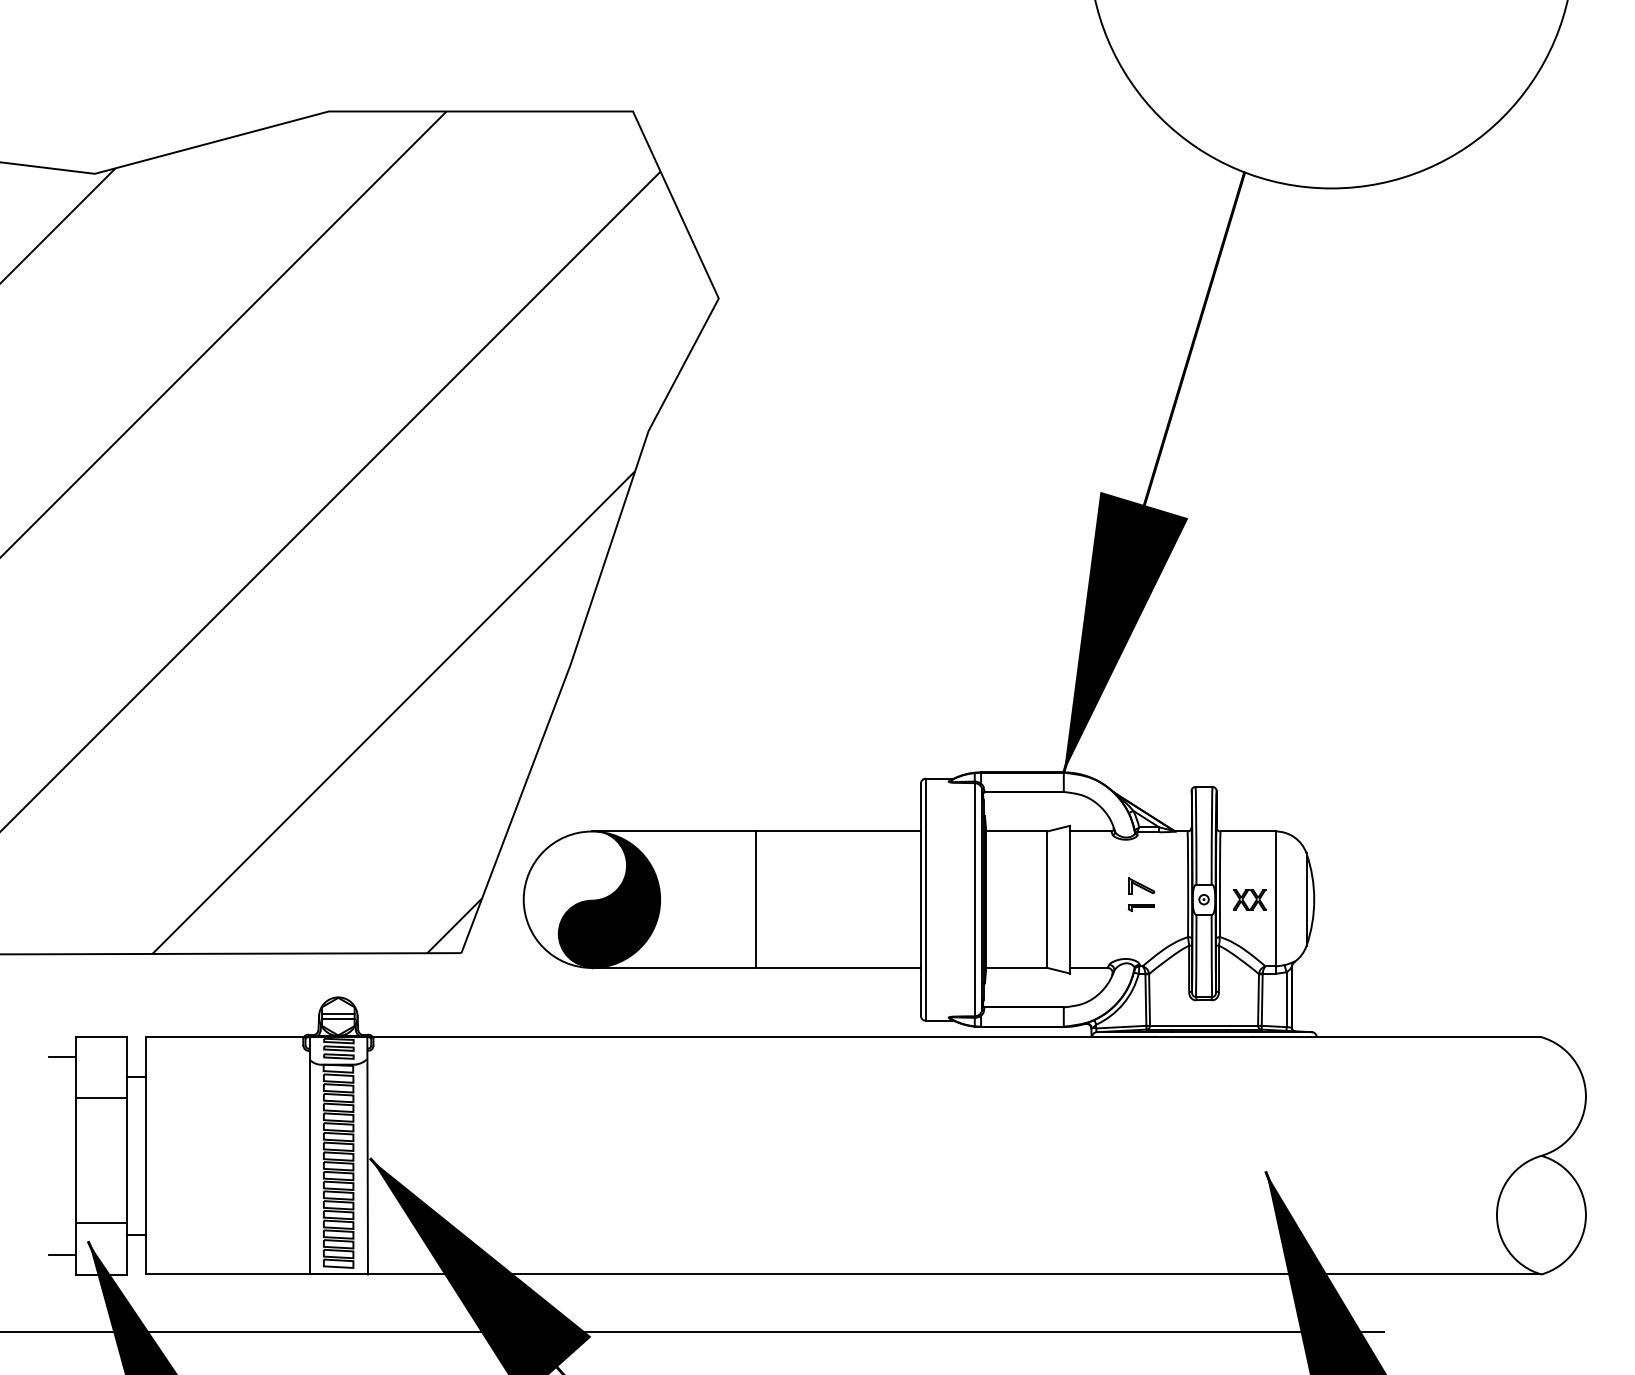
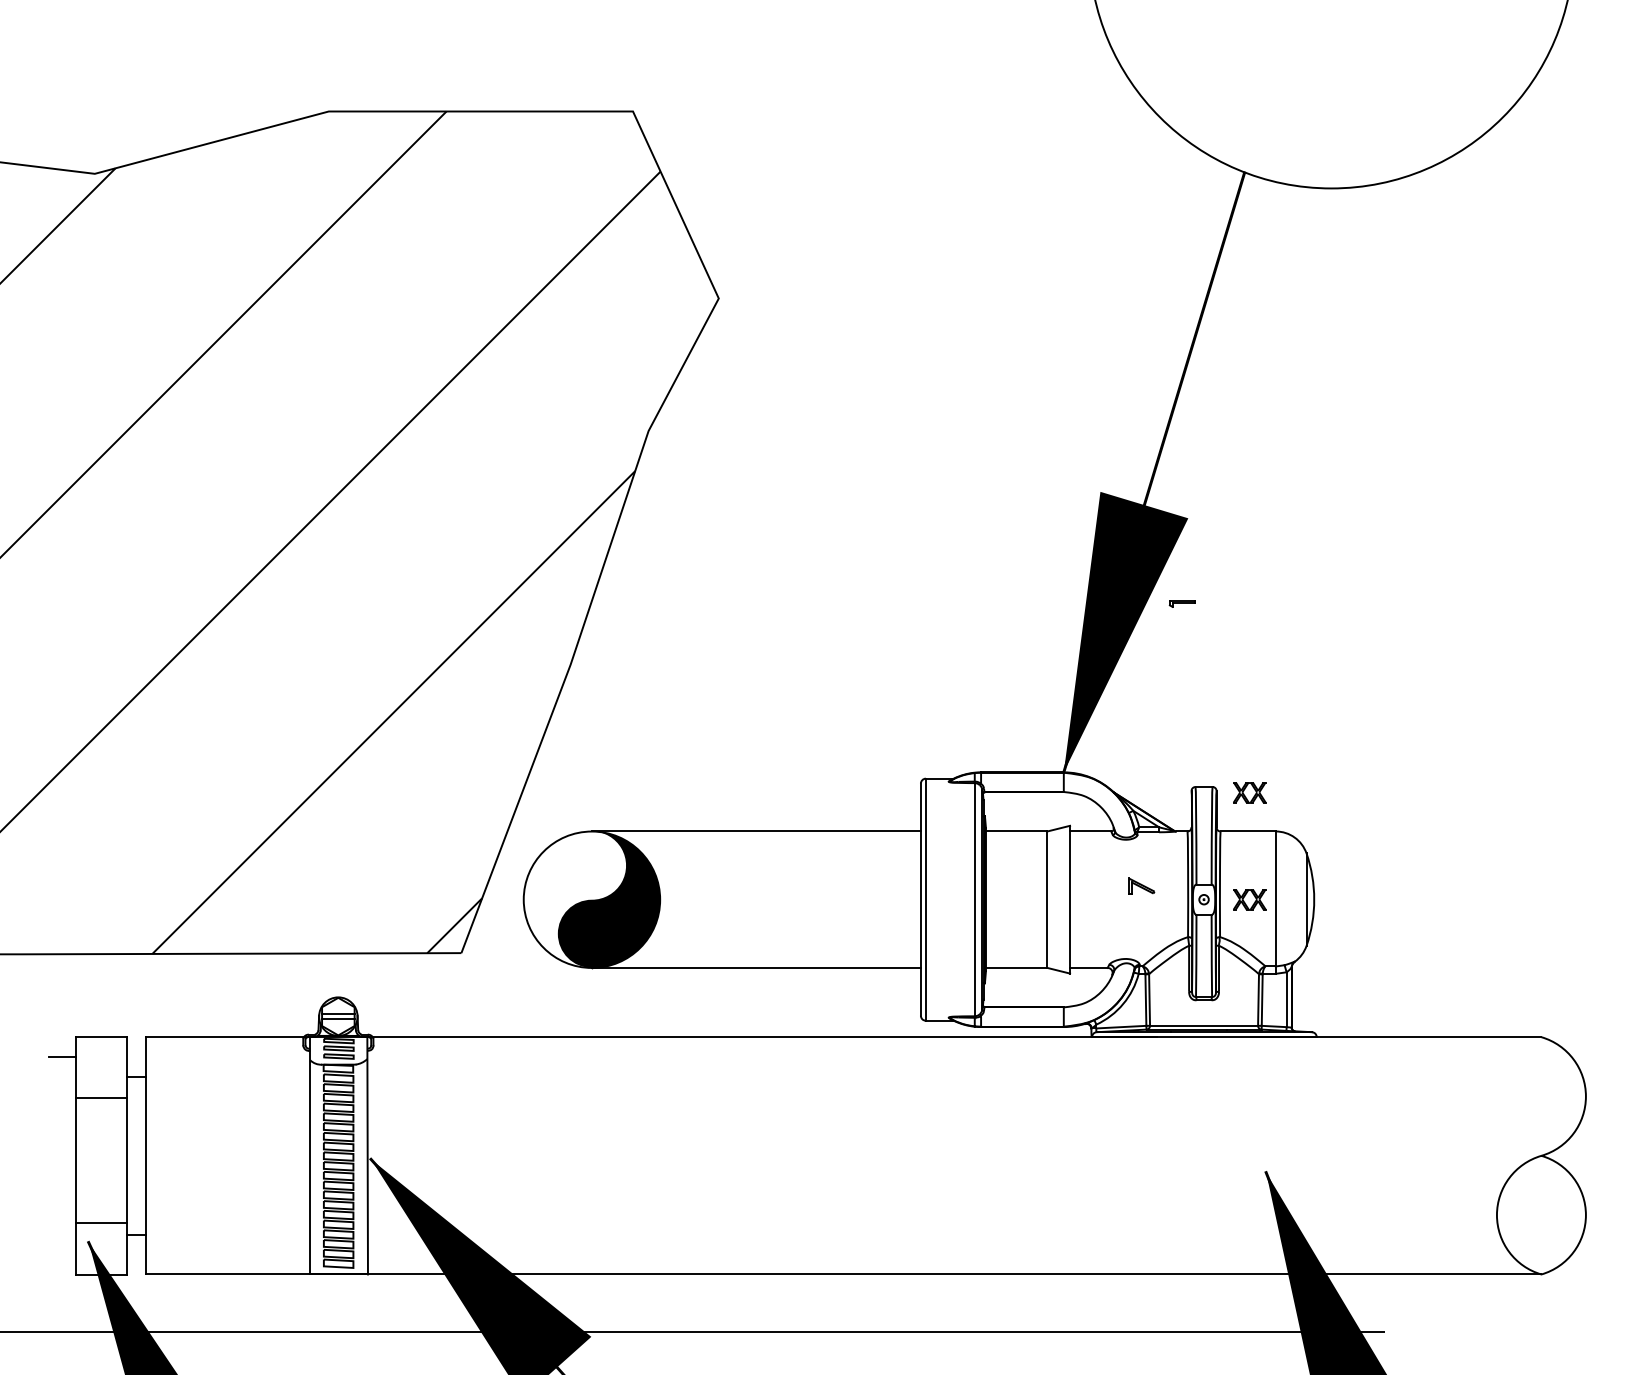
part: none -> present (1249, 792)
line: present -> none (756, 899)
part position: (1140, 907) -> (1181, 603) (1181, 603)
line: present -> none (62, 1255)
